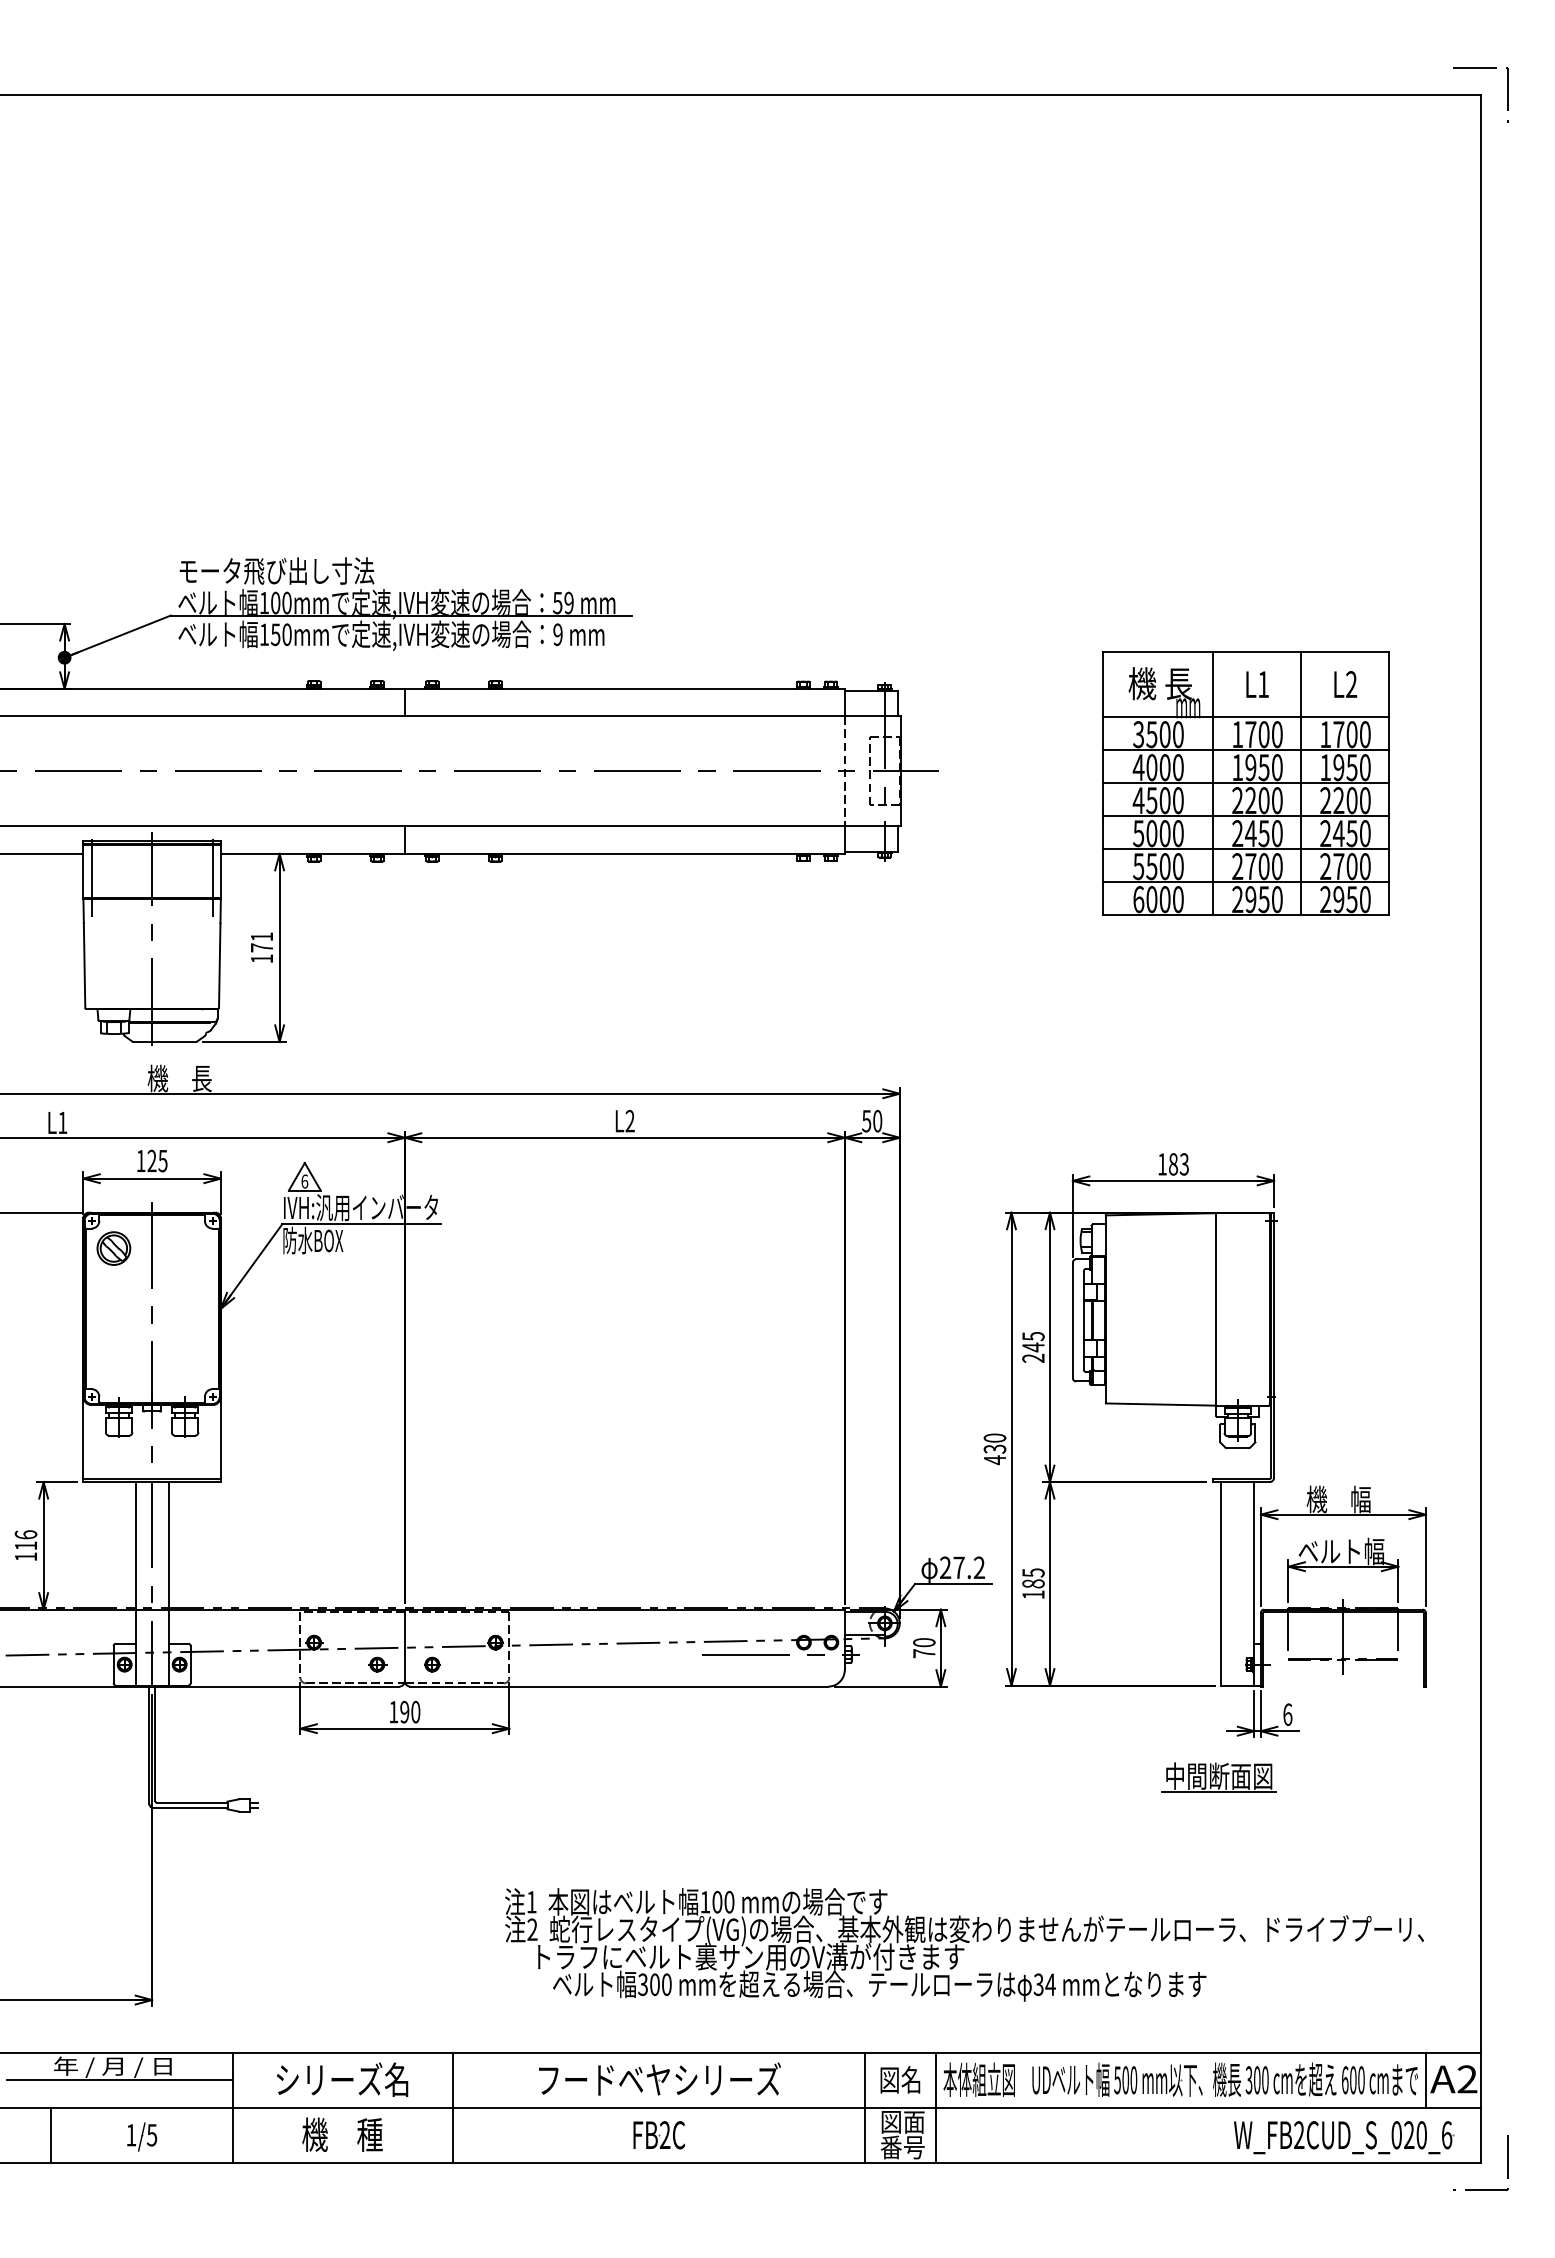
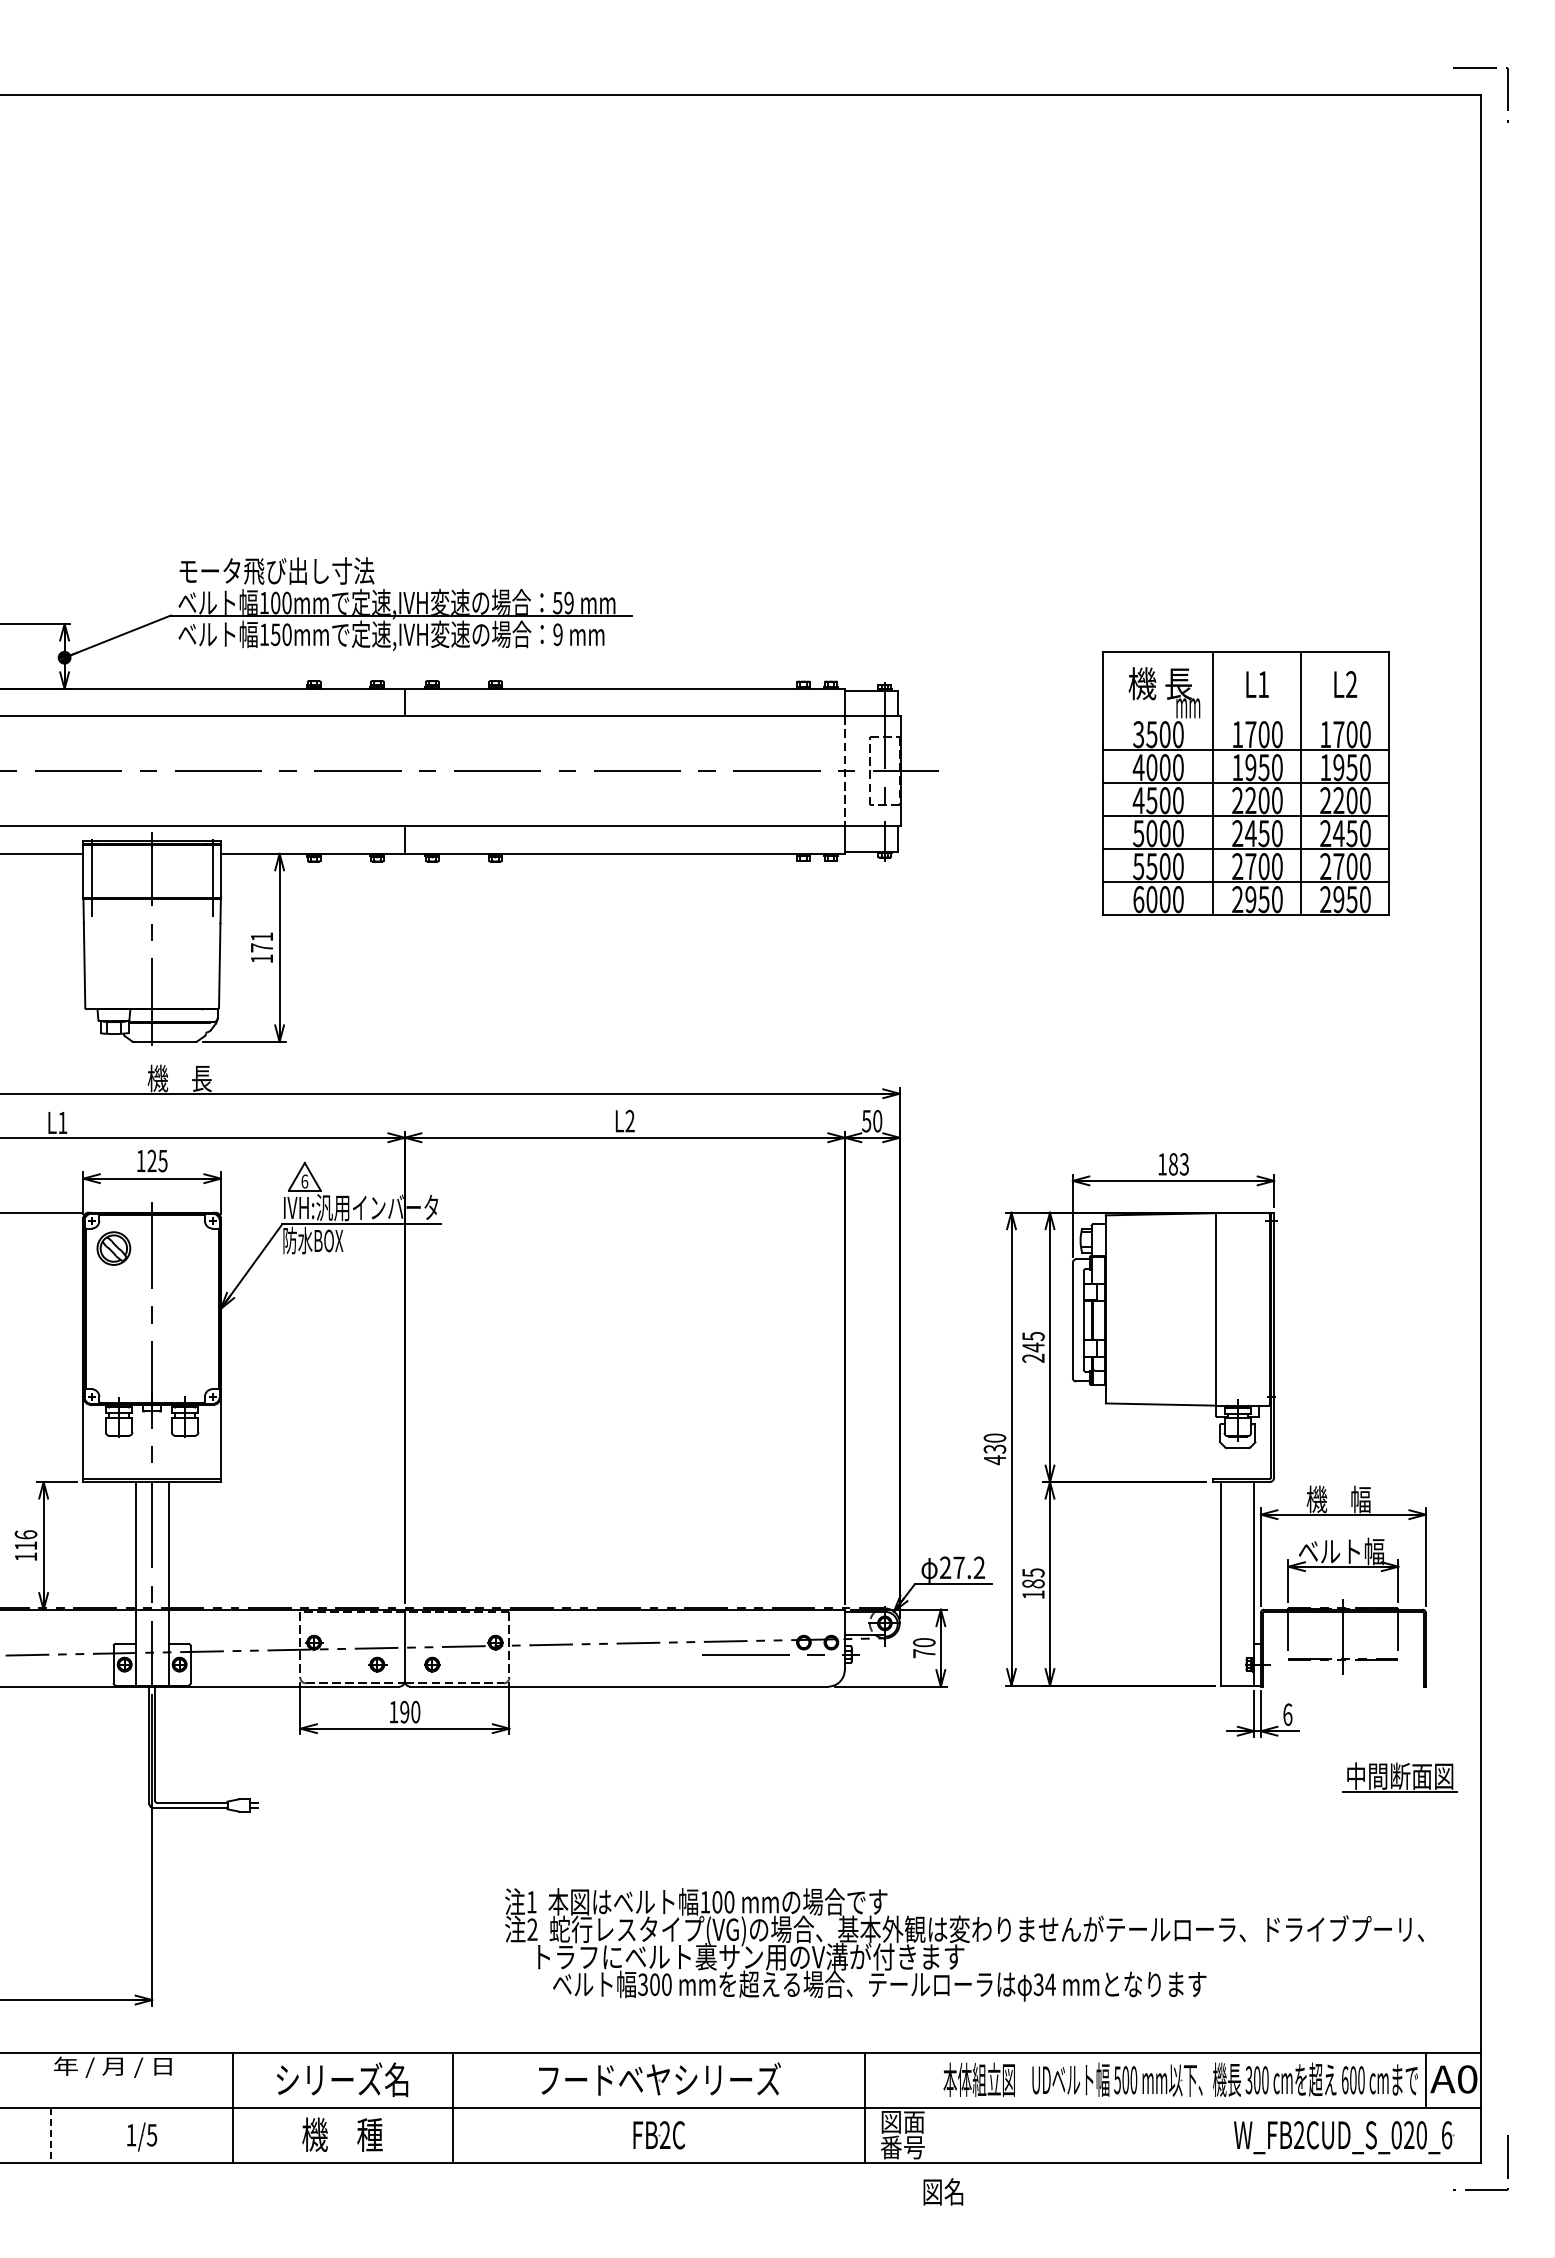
line: present -> none (1245, 717)
part position: (1218, 1777) -> (1399, 1777) (1399, 1777)
text position: (900, 2079) -> (943, 2191) (943, 2191)
text: A2 -> A0 (1467, 2079)
line: present -> none (119, 2080)
line: present -> none (936, 2107)
line: solid -> dashed (51, 2135)
